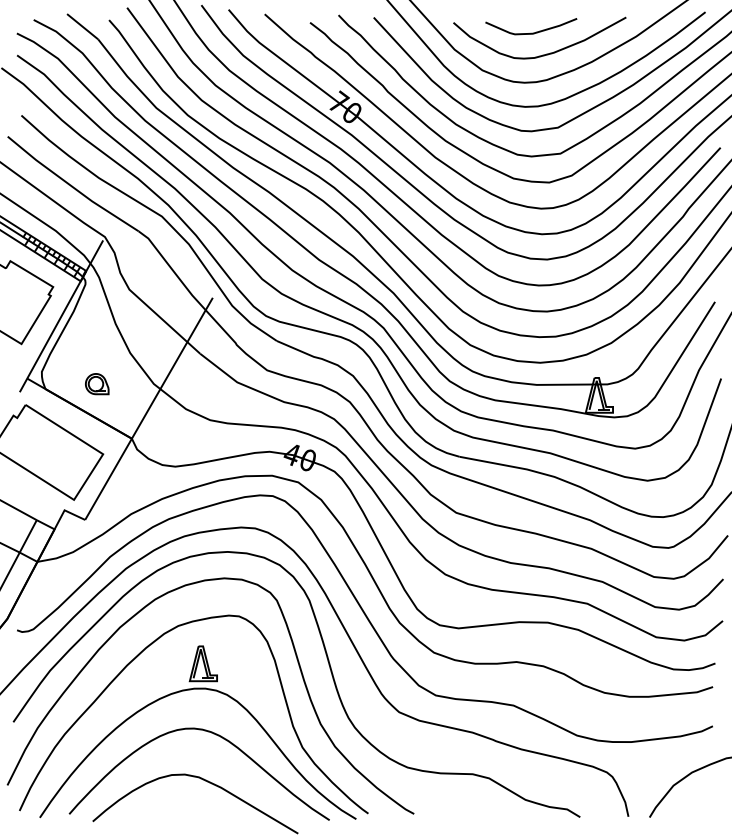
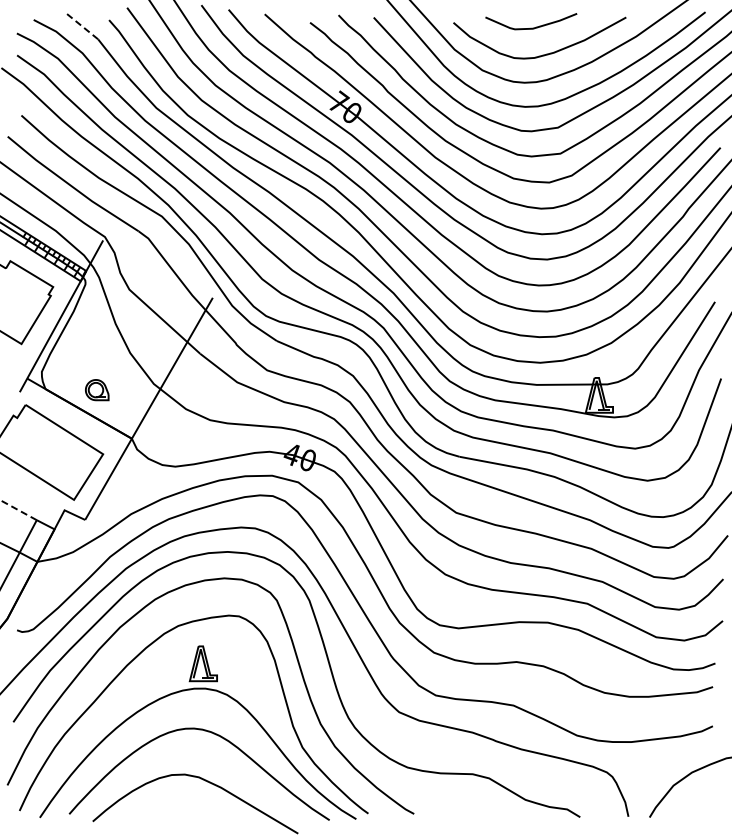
line: solid -> dashed (83, 27)
curve position: (531, 32) -> (531, 27) (531, 27)
part position: (97, 384) -> (97, 390) (97, 390)
line: solid -> dashed (18, 510)
